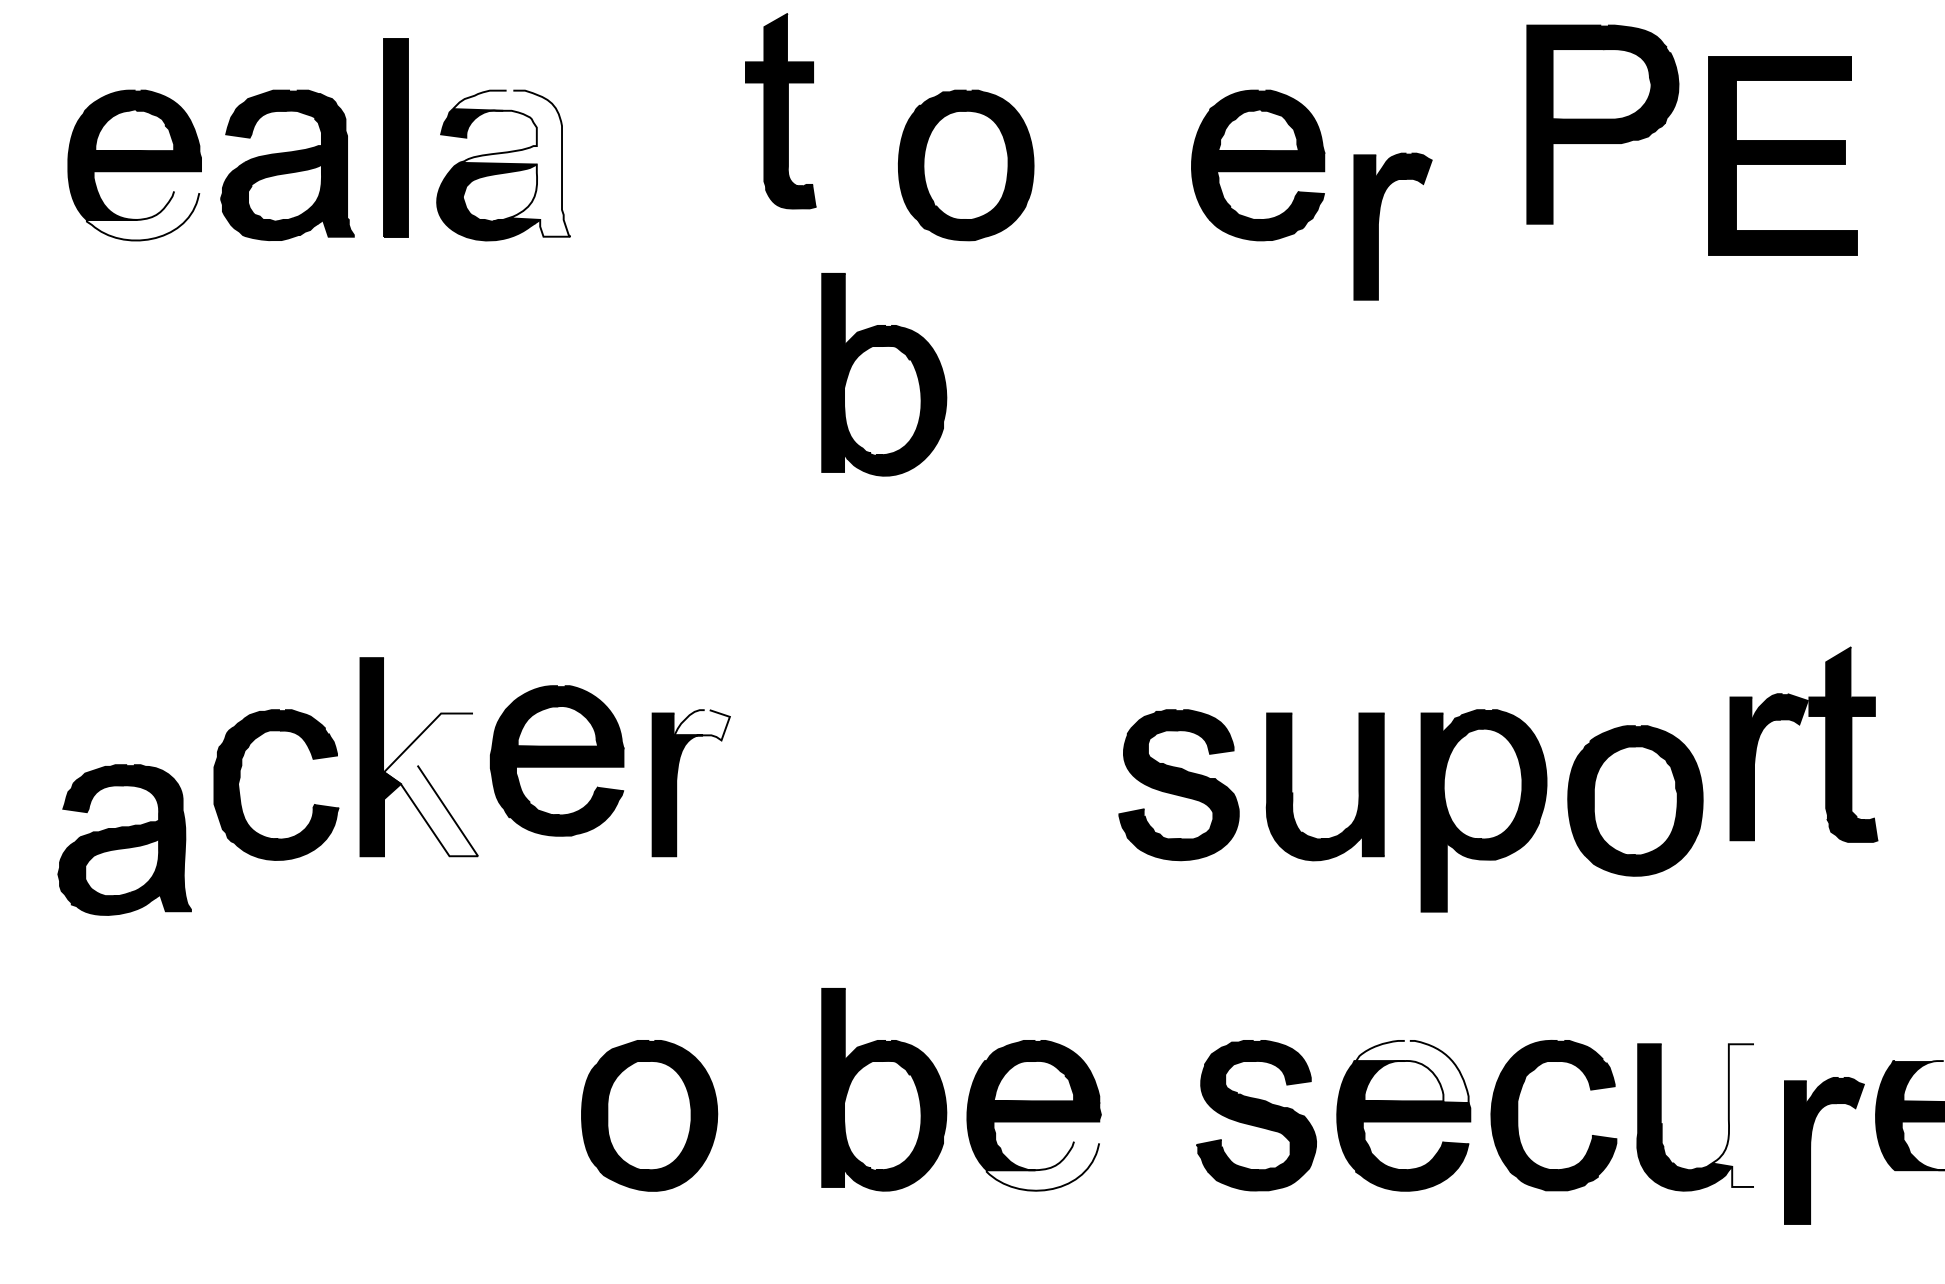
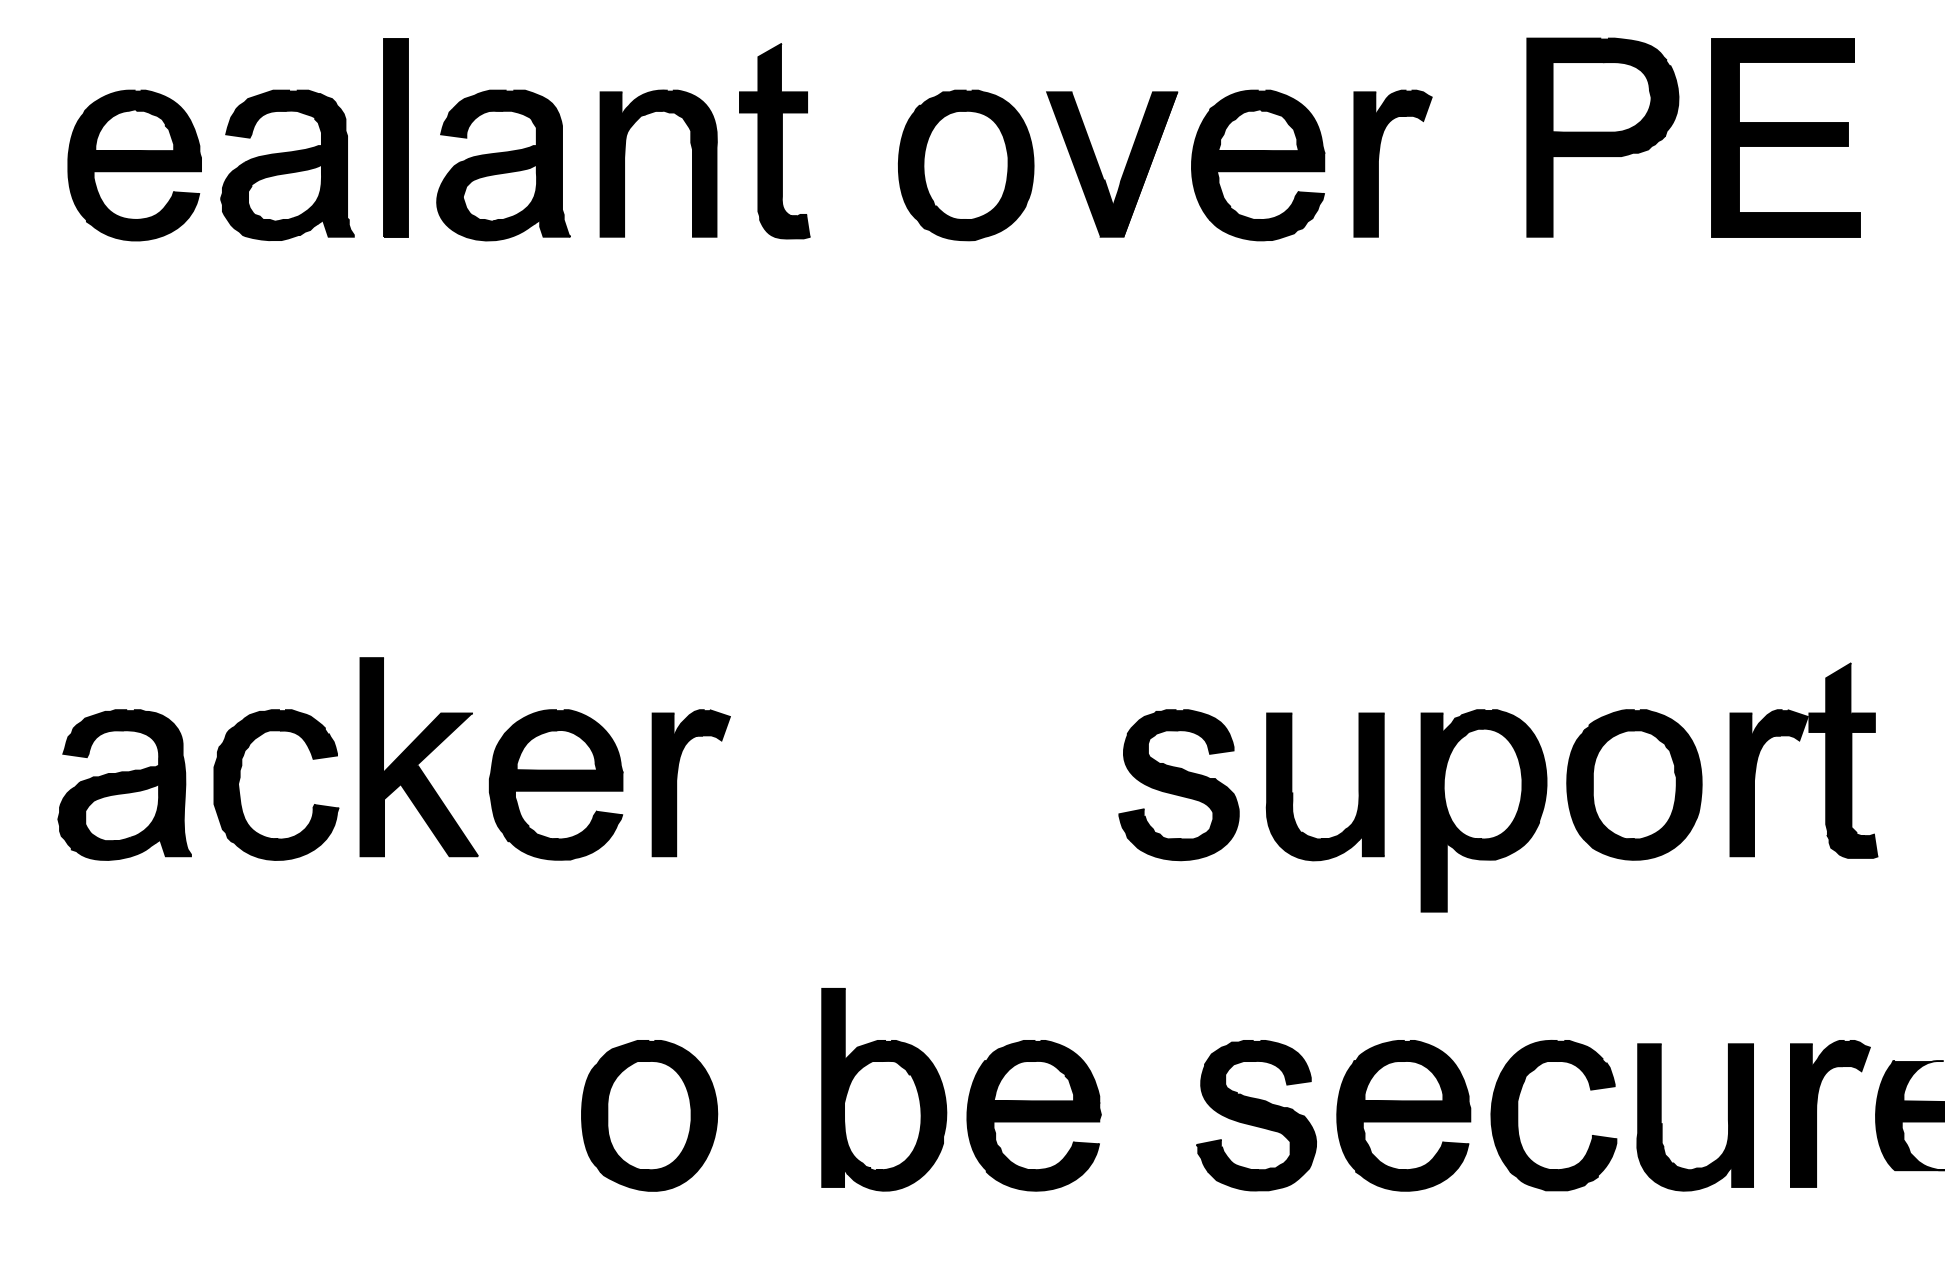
part position: (780, 111) -> (774, 141) (774, 141)
part position: (1602, 124) -> (1602, 137) (1602, 137)
part position: (1782, 155) -> (1785, 137) (1785, 137)
part: none -> present (625, 156)
fill: none -> present (511, 163)
part: none -> present (1100, 168)
fill: none -> present (142, 215)
part position: (1378, 226) -> (1378, 163) (1378, 163)
part: present -> none (884, 374)
fill: none -> present (701, 725)
part position: (1799, 725) -> (1799, 741) (1799, 741)
part position: (556, 760) -> (555, 784) (555, 784)
fill: none -> present (431, 784)
part position: (1635, 800) -> (1634, 784) (1634, 784)
part position: (124, 839) -> (124, 784) (124, 784)
fill: none -> present (1412, 1071)
fill: none -> present (1733, 1115)
part position: (1811, 1146) -> (1817, 1109) (1817, 1109)
fill: none -> present (1042, 1165)
